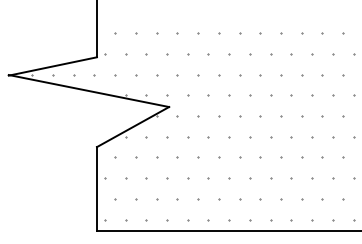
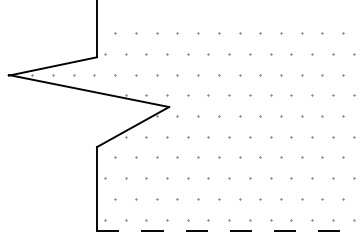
line: solid -> dashed (228, 230)
